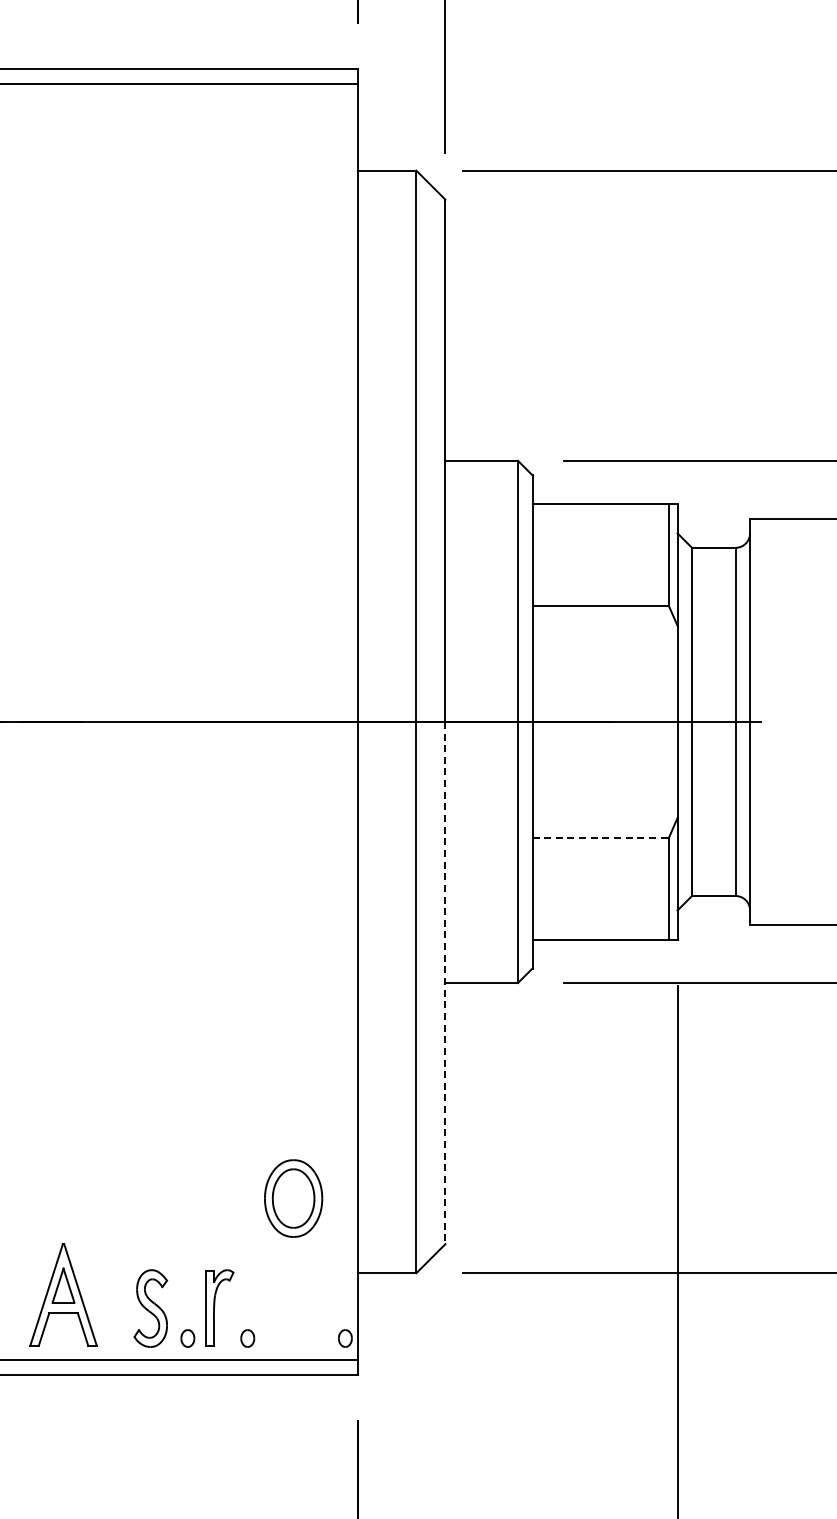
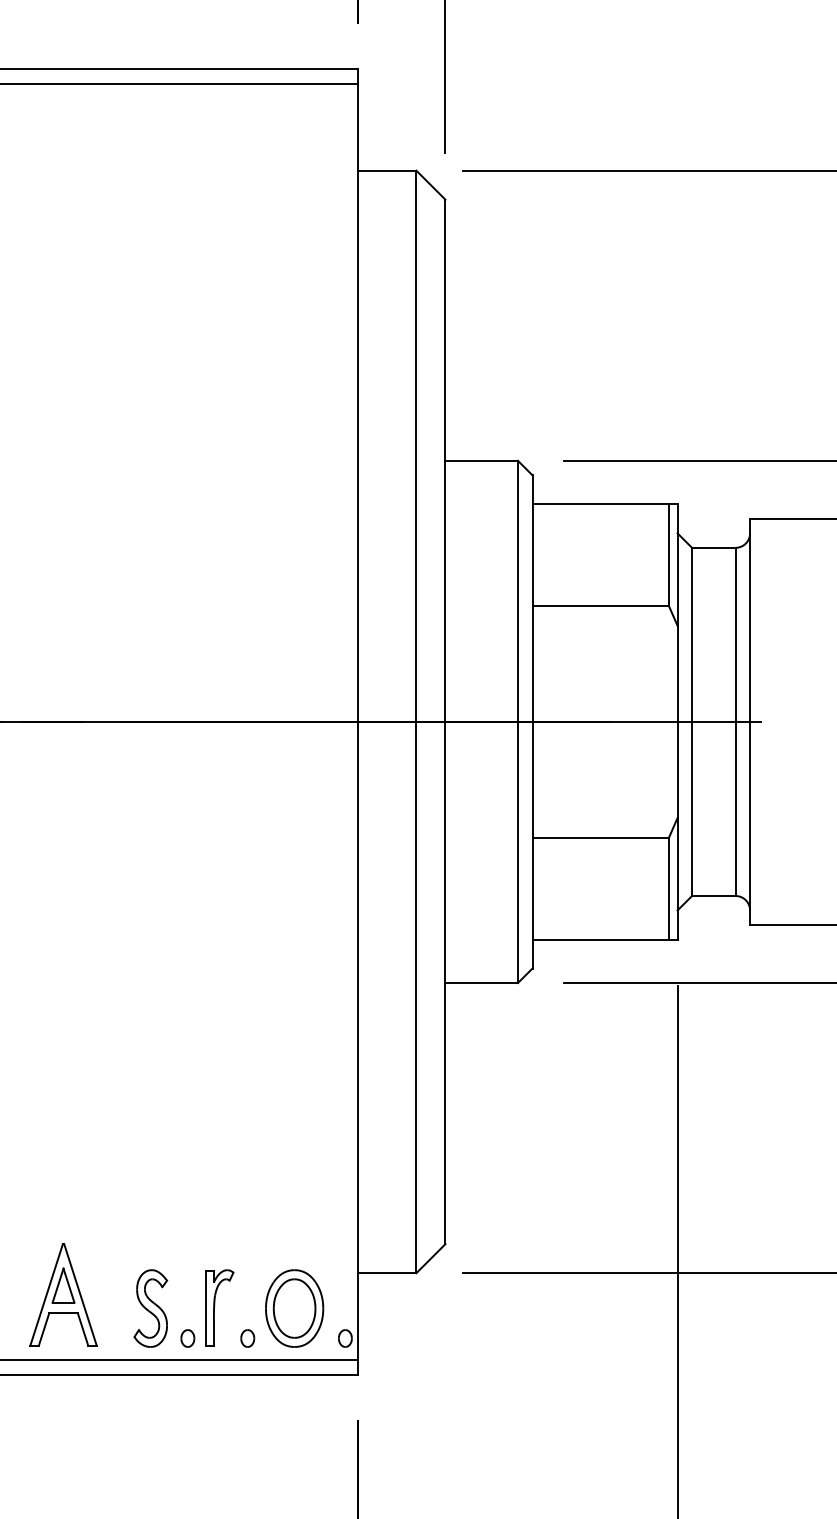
line: dashed -> solid (601, 837)
line: dashed -> solid (445, 983)
part position: (293, 1198) -> (294, 1308) (294, 1308)
